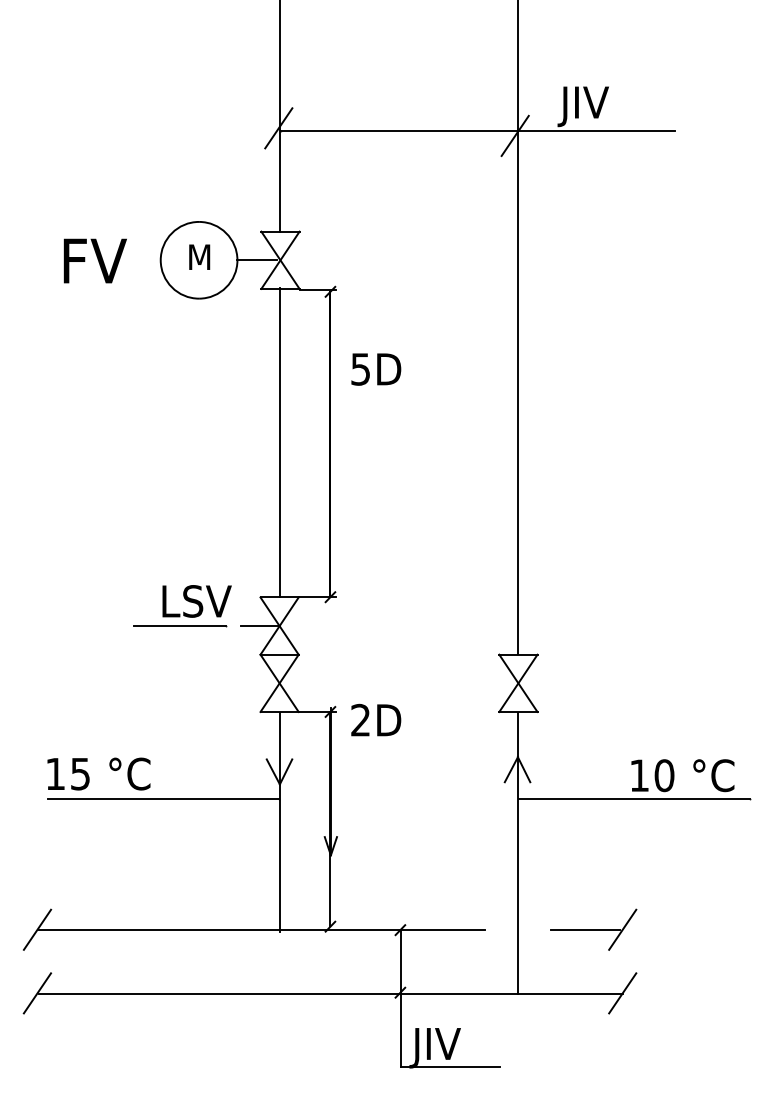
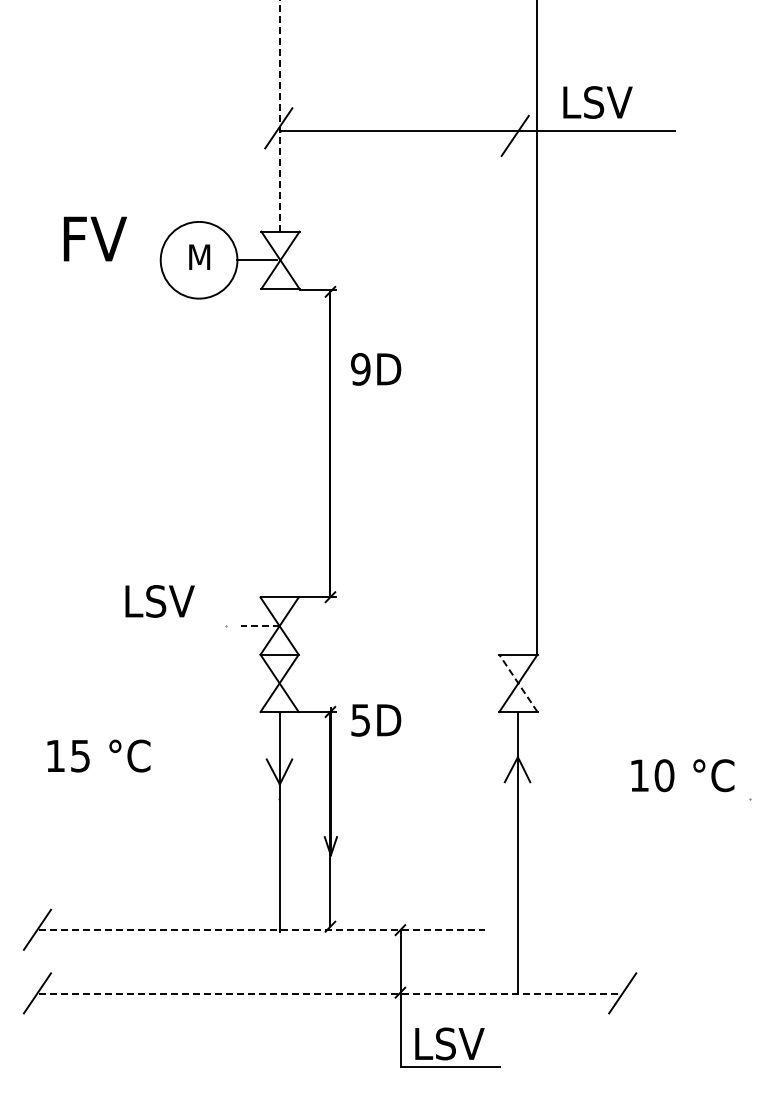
text: JIV -> LSV (594, 106)
line: solid -> dashed (279, 115)
text position: (94, 260) -> (94, 238) (94, 238)
line position: (518, 327) -> (537, 327) (537, 327)
text: 5D -> 9D (360, 369)
line: present -> none (279, 442)
text position: (196, 601) -> (159, 601) (159, 601)
line: present -> none (179, 626)
line: solid -> dashed (260, 626)
line: solid -> dashed (518, 682)
text: 2D -> 5D (360, 719)
text position: (98, 773) -> (98, 755) (98, 755)
line: present -> none (163, 798)
line: present -> none (634, 798)
part: present -> none (593, 929)
line: solid -> dashed (262, 930)
line: solid -> dashed (330, 993)
text: JIV -> LSV (446, 1047)
